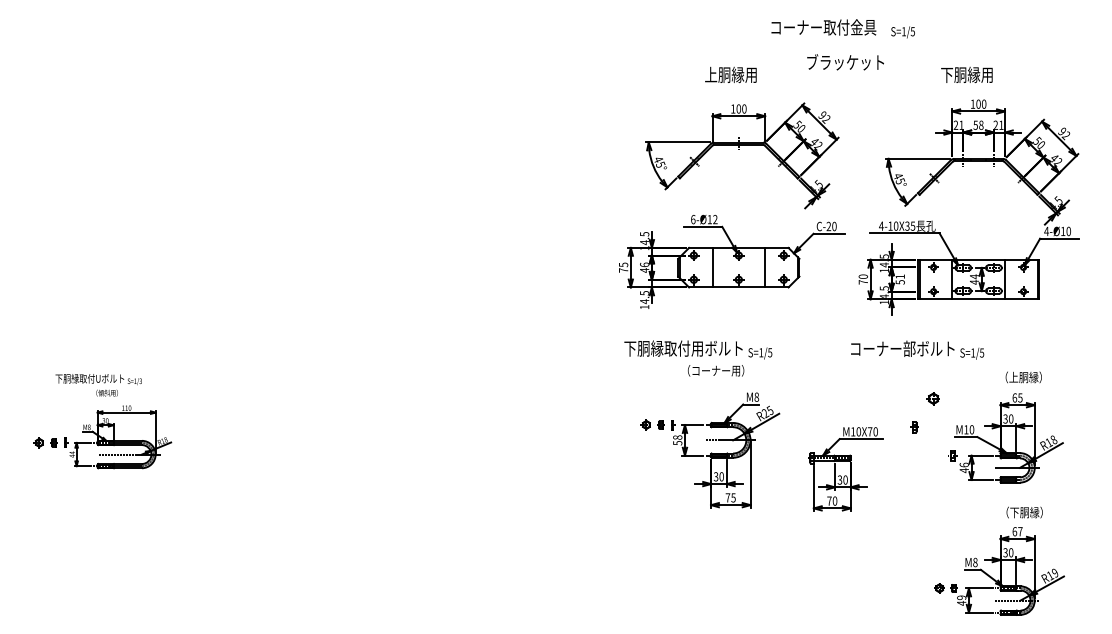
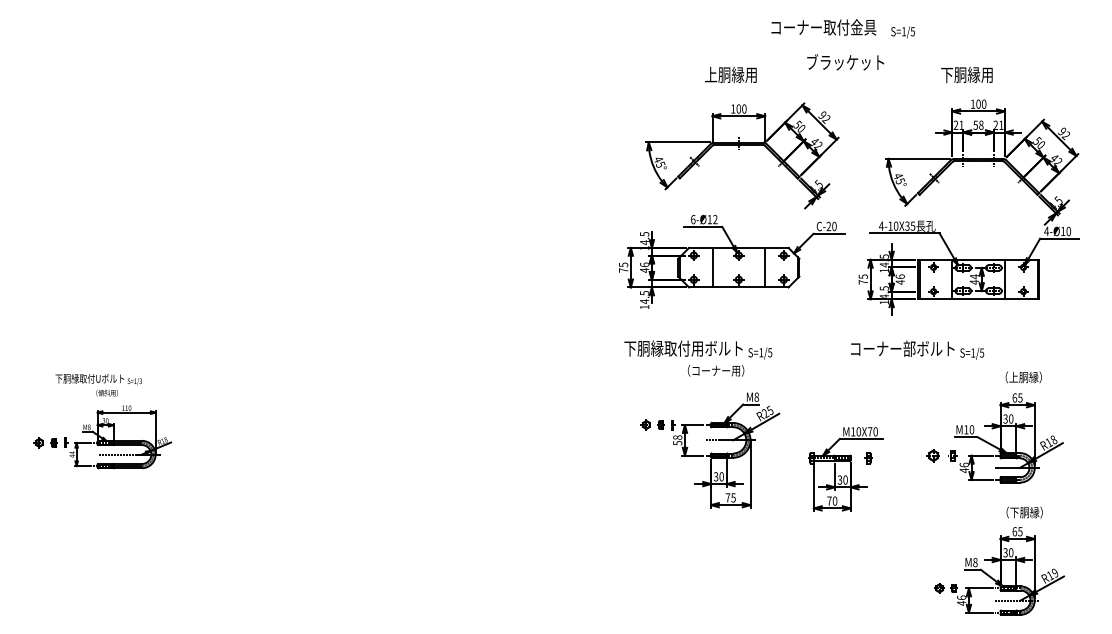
text: 70 -> 75 (862, 276)
text: 51 -> 46 (899, 279)
part position: (932, 398) -> (932, 455) (932, 455)
part position: (914, 427) -> (868, 458) (868, 458)
text: 67 -> 65 (1020, 531)
text: 49 -> 46 (961, 597)
